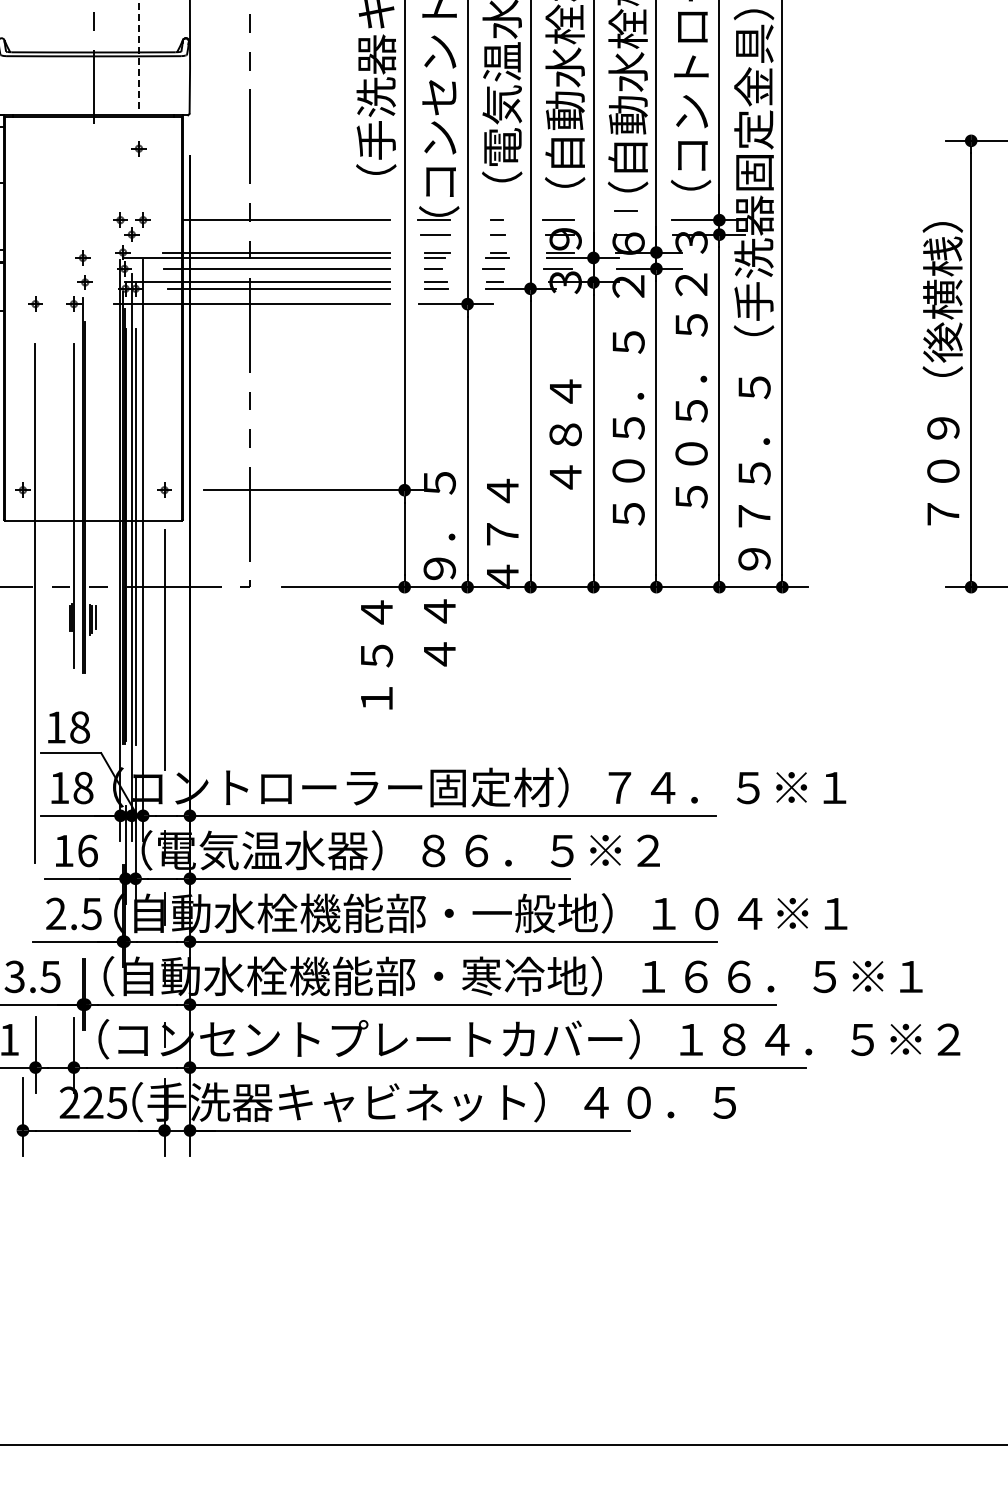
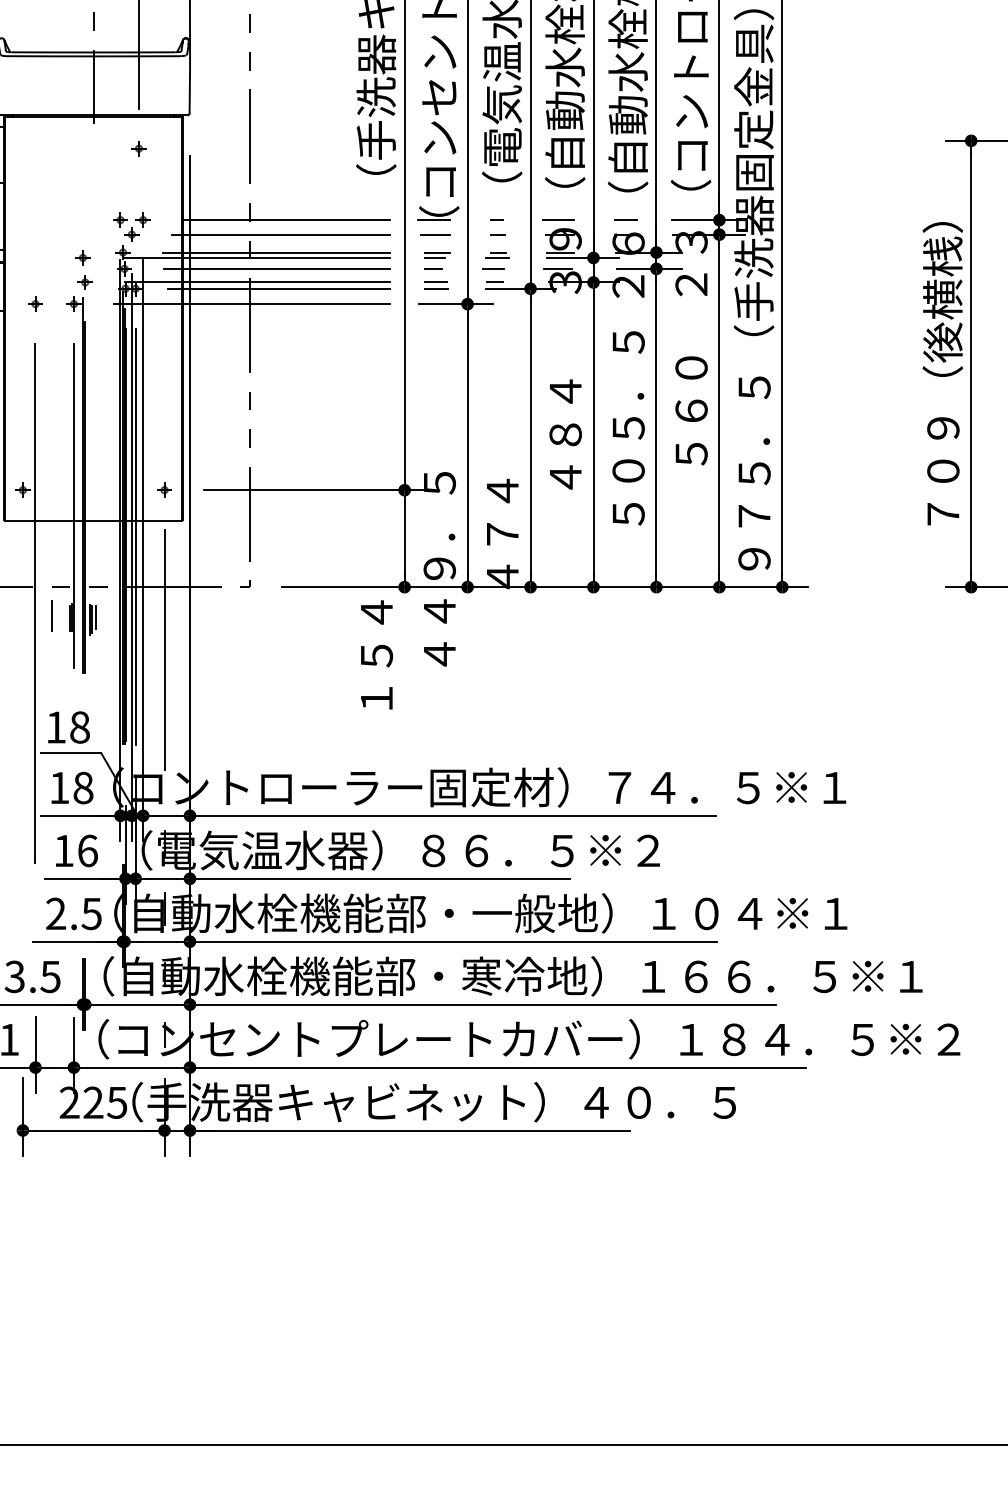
line: dashed -> solid (139, 54)
line position: (625, 210) -> (625, 219) (625, 219)
line: none -> present (280, 234)
text: ５０５．５ -> ５６０ (691, 411)
line: none -> present (51, 615)
